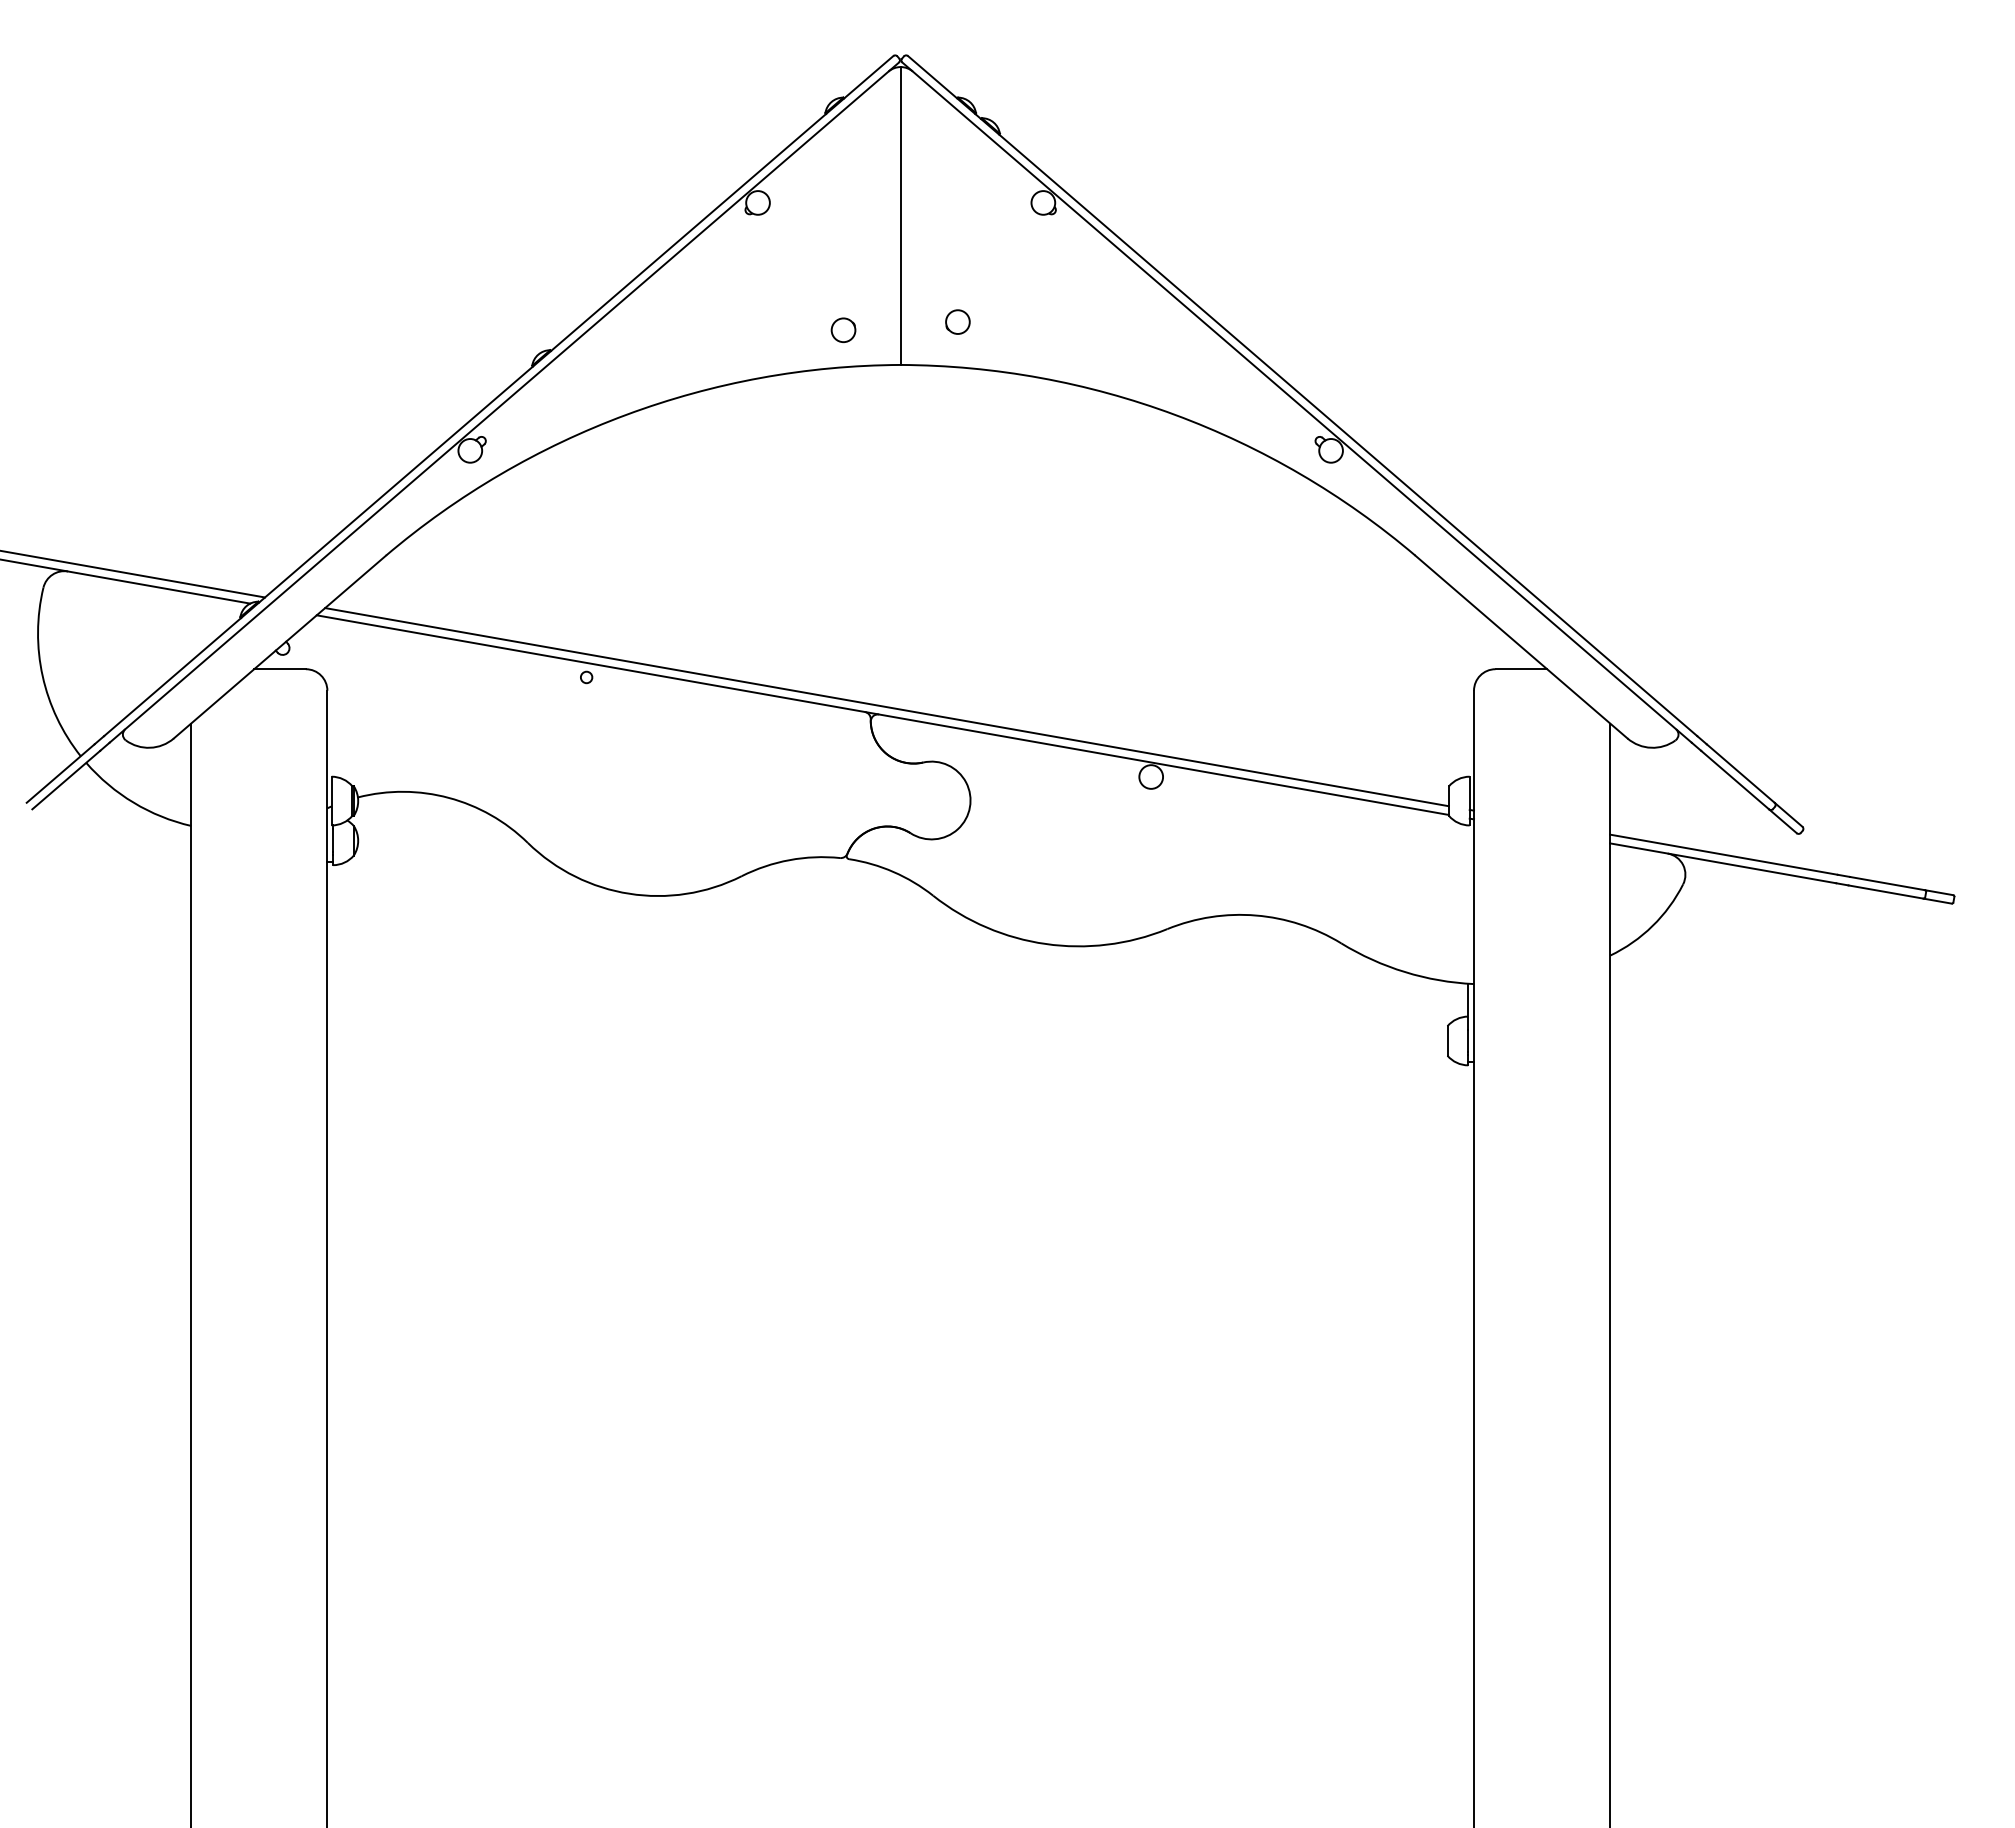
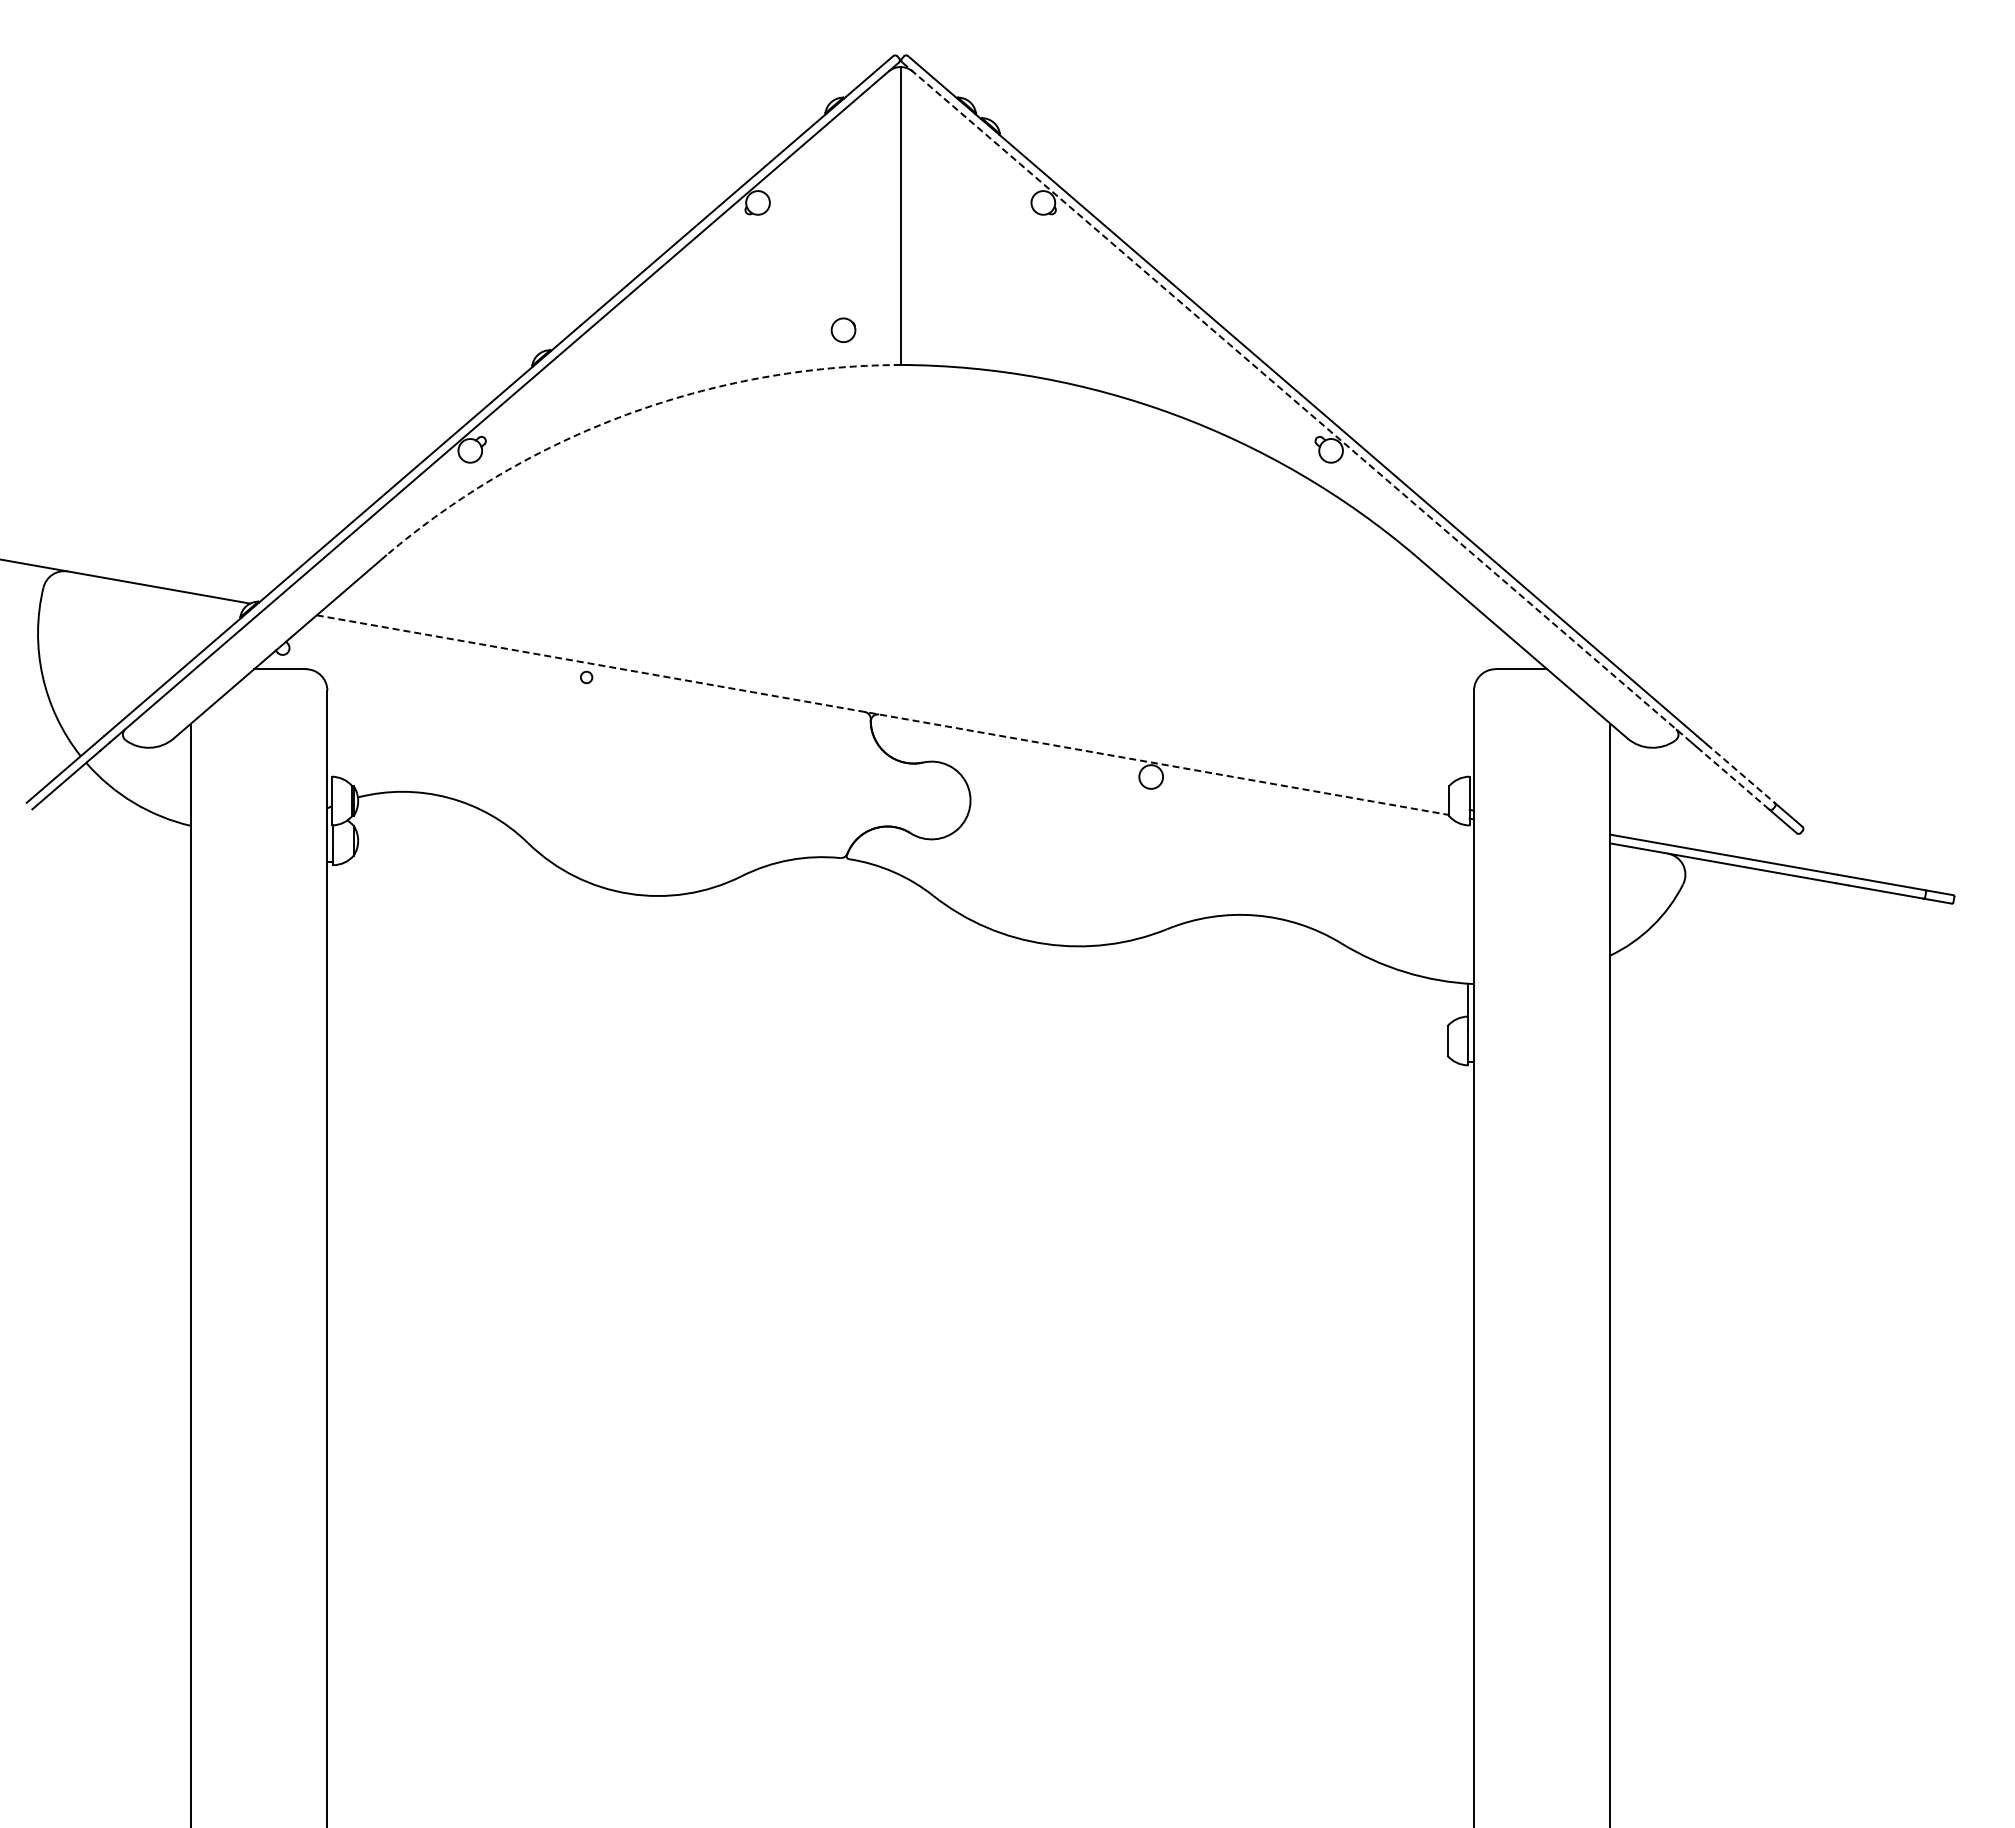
circle: present -> none (957, 321)
line: solid -> dashed (1297, 402)
arc: solid -> dashed (626, 414)
line: present -> none (133, 574)
line: present -> none (886, 707)
line: solid -> dashed (882, 715)
line: solid -> dashed (1740, 773)
line: solid -> dashed (1735, 780)
